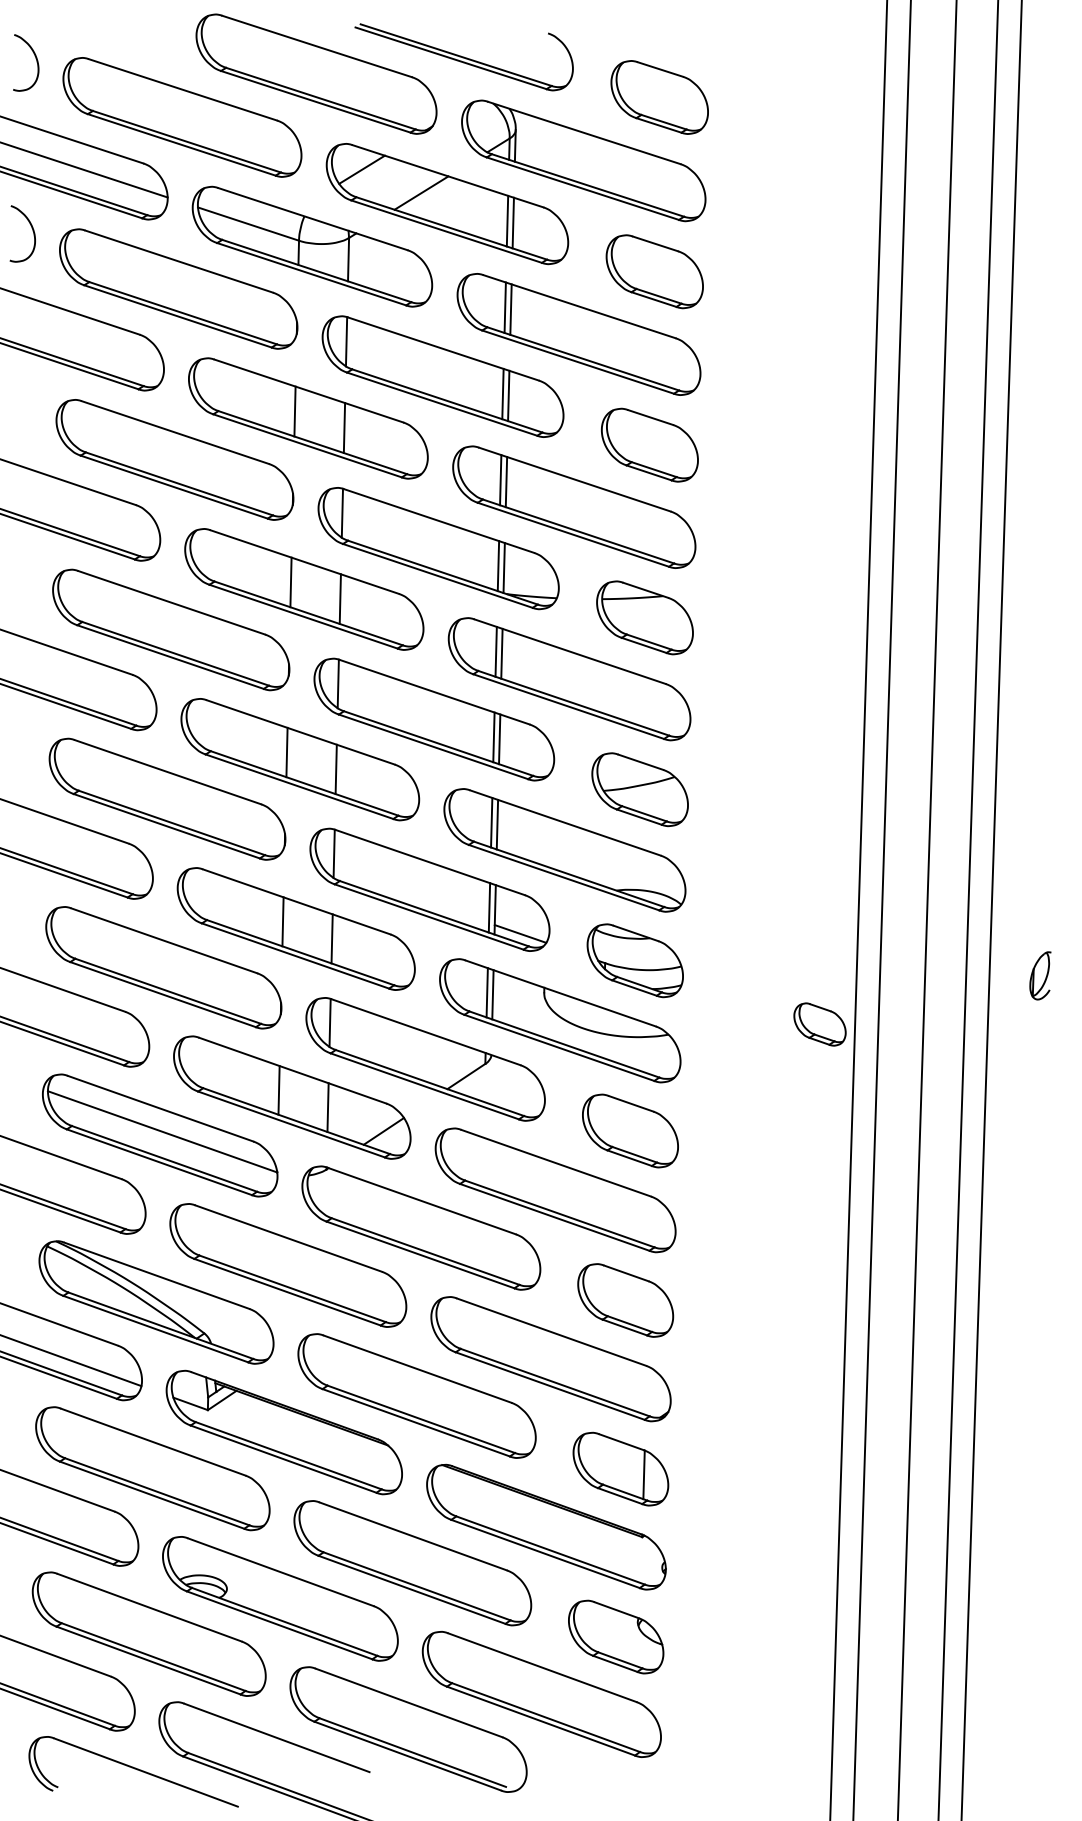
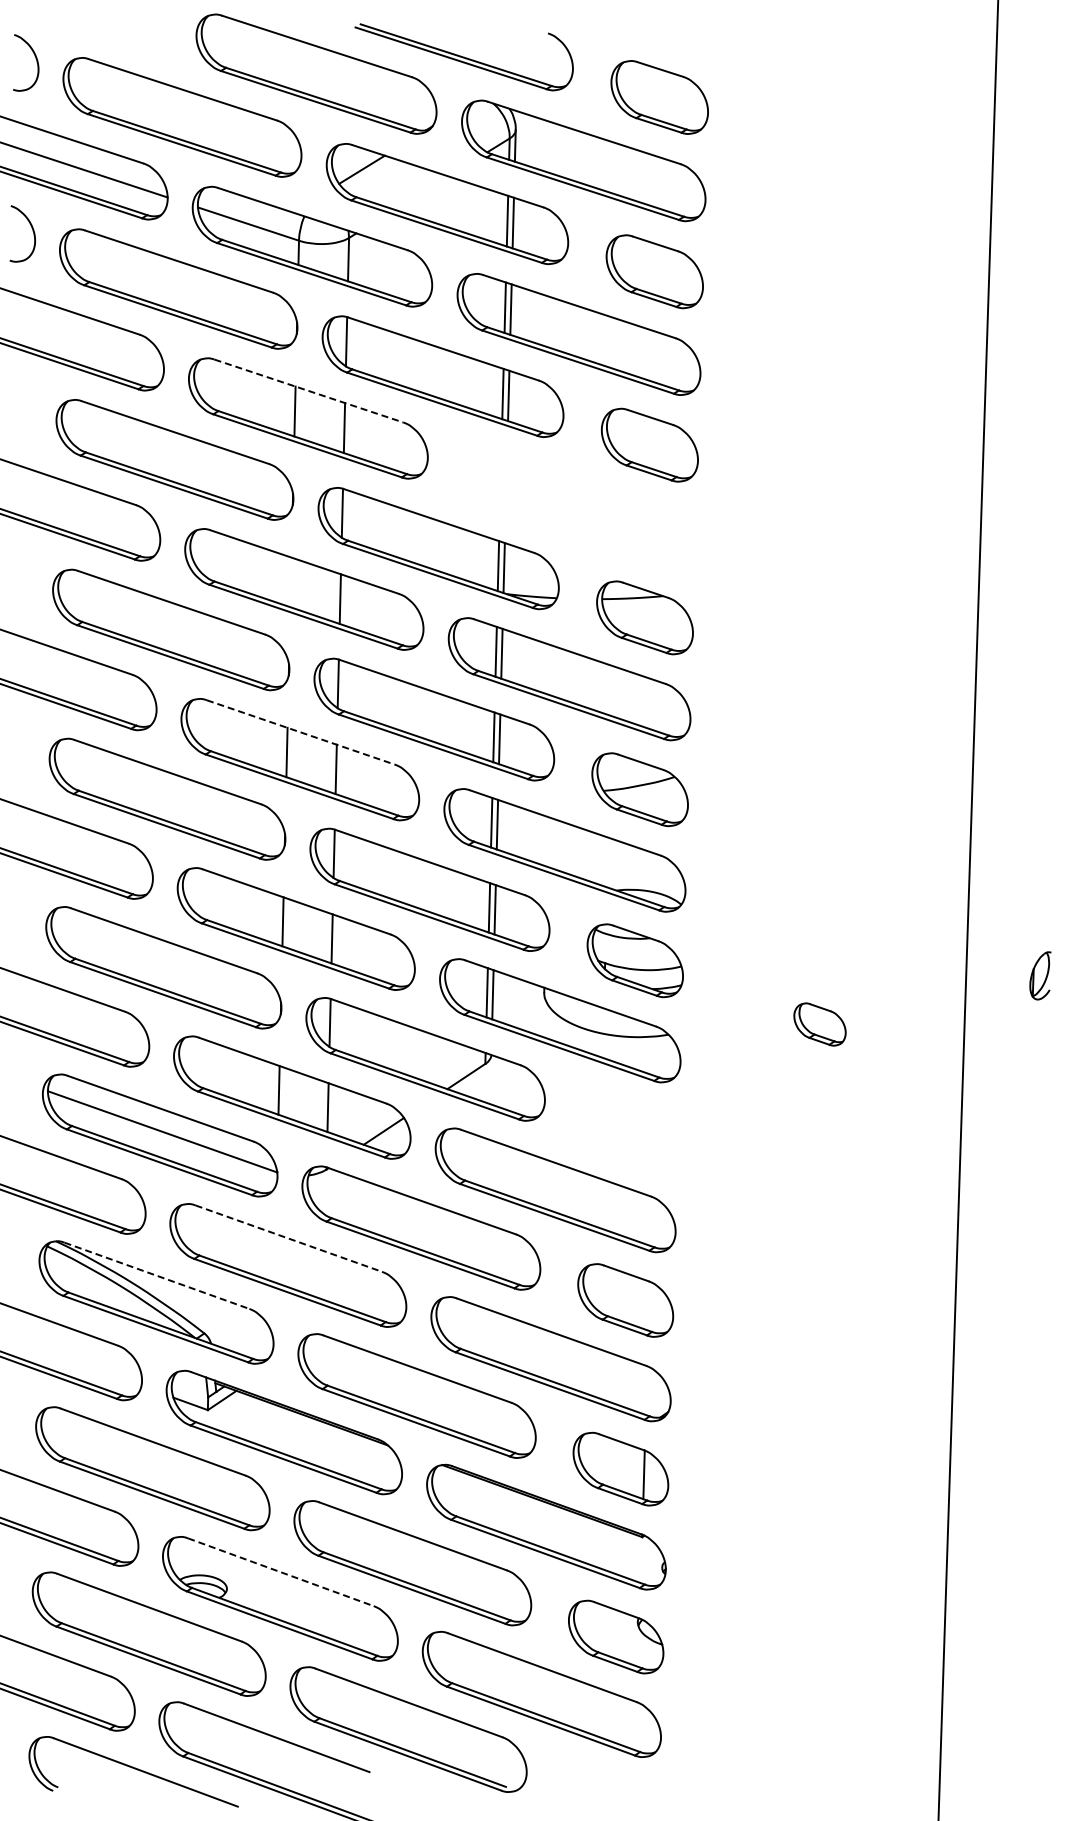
line: present -> none (421, 192)
line: solid -> dashed (309, 391)
part: present -> none (574, 506)
line: present -> none (290, 582)
line: solid -> dashed (301, 732)
line: present -> none (858, 909)
line: present -> none (881, 909)
line: present -> none (926, 909)
line: present -> none (991, 909)
line: present -> none (520, 933)
part: present -> none (630, 1130)
line: solid -> dashed (288, 1238)
line: solid -> dashed (157, 1275)
line: present -> none (71, 1360)
line: solid -> dashed (280, 1572)
